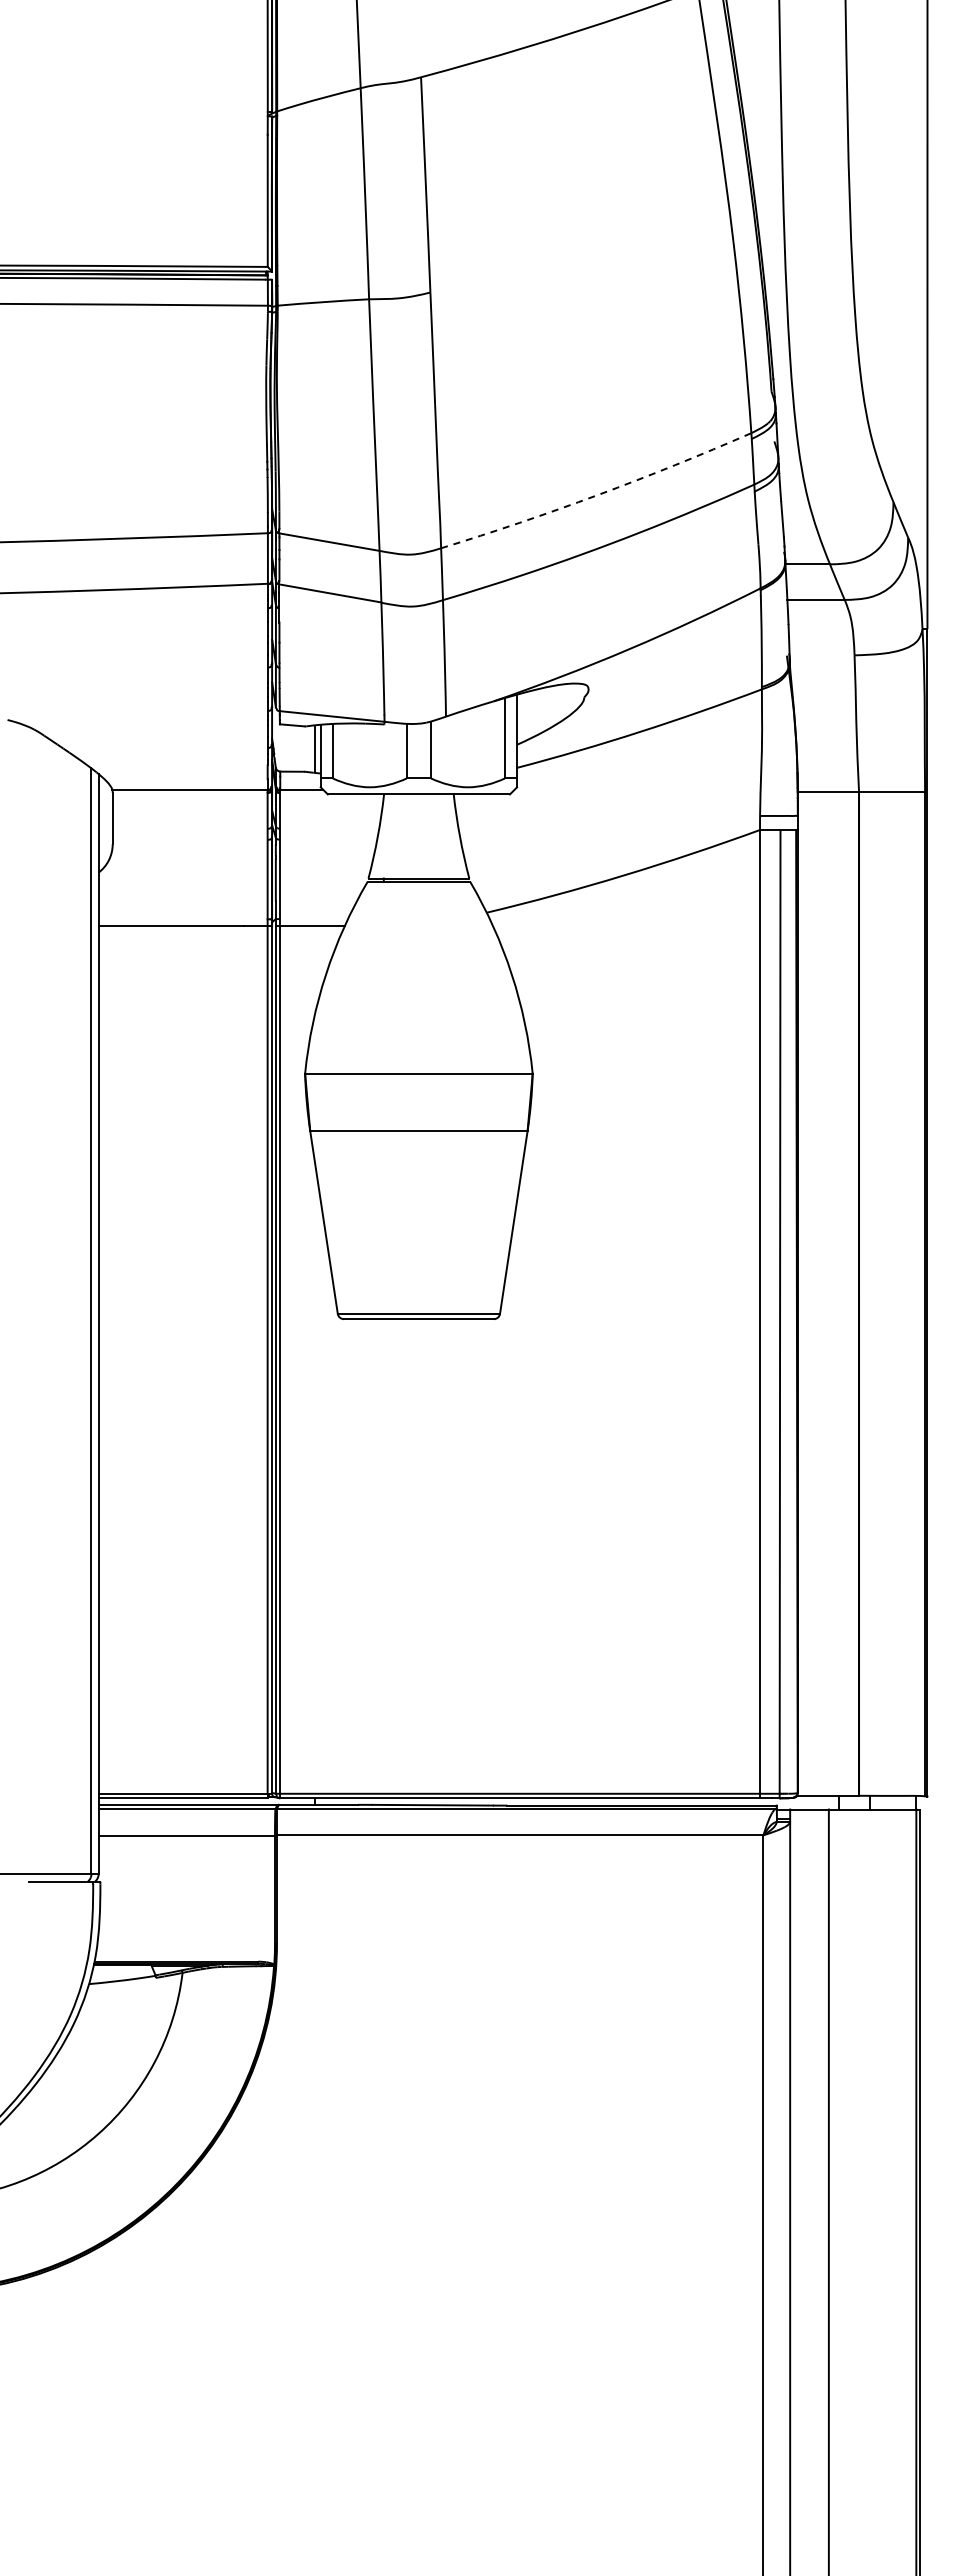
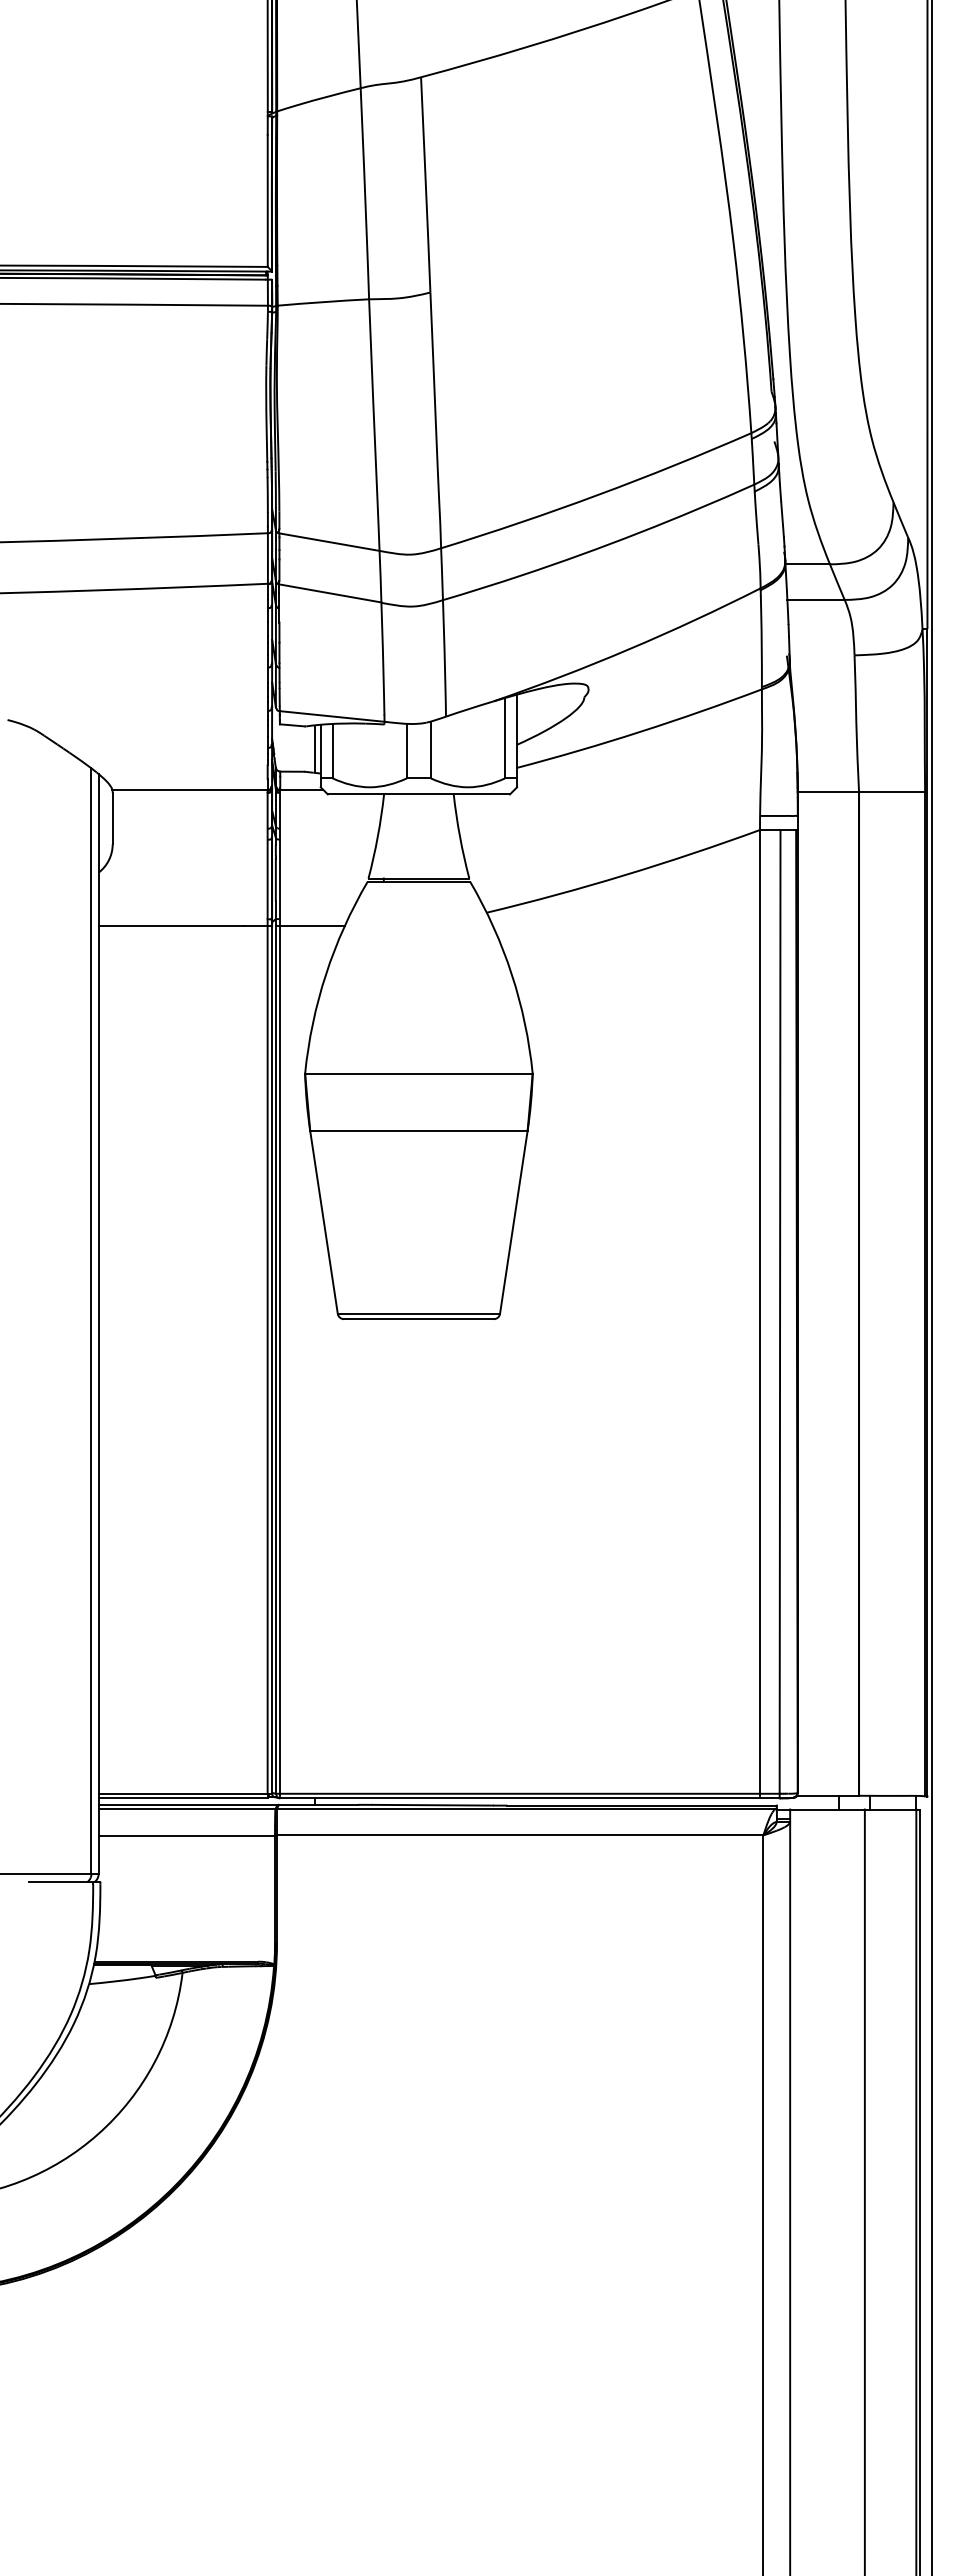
arc: dashed -> solid (597, 495)
line: none -> present (932, 1287)
line position: (828, 2190) -> (864, 2190) (864, 2190)
